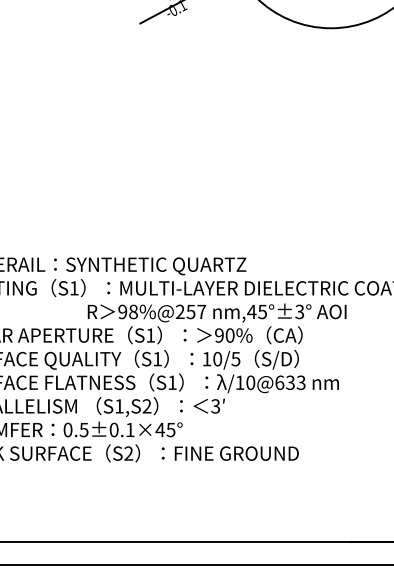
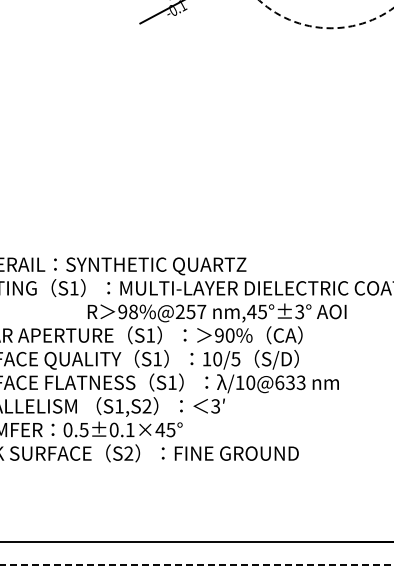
circle: solid -> dashed (326, 14)
line: solid -> dashed (197, 565)
